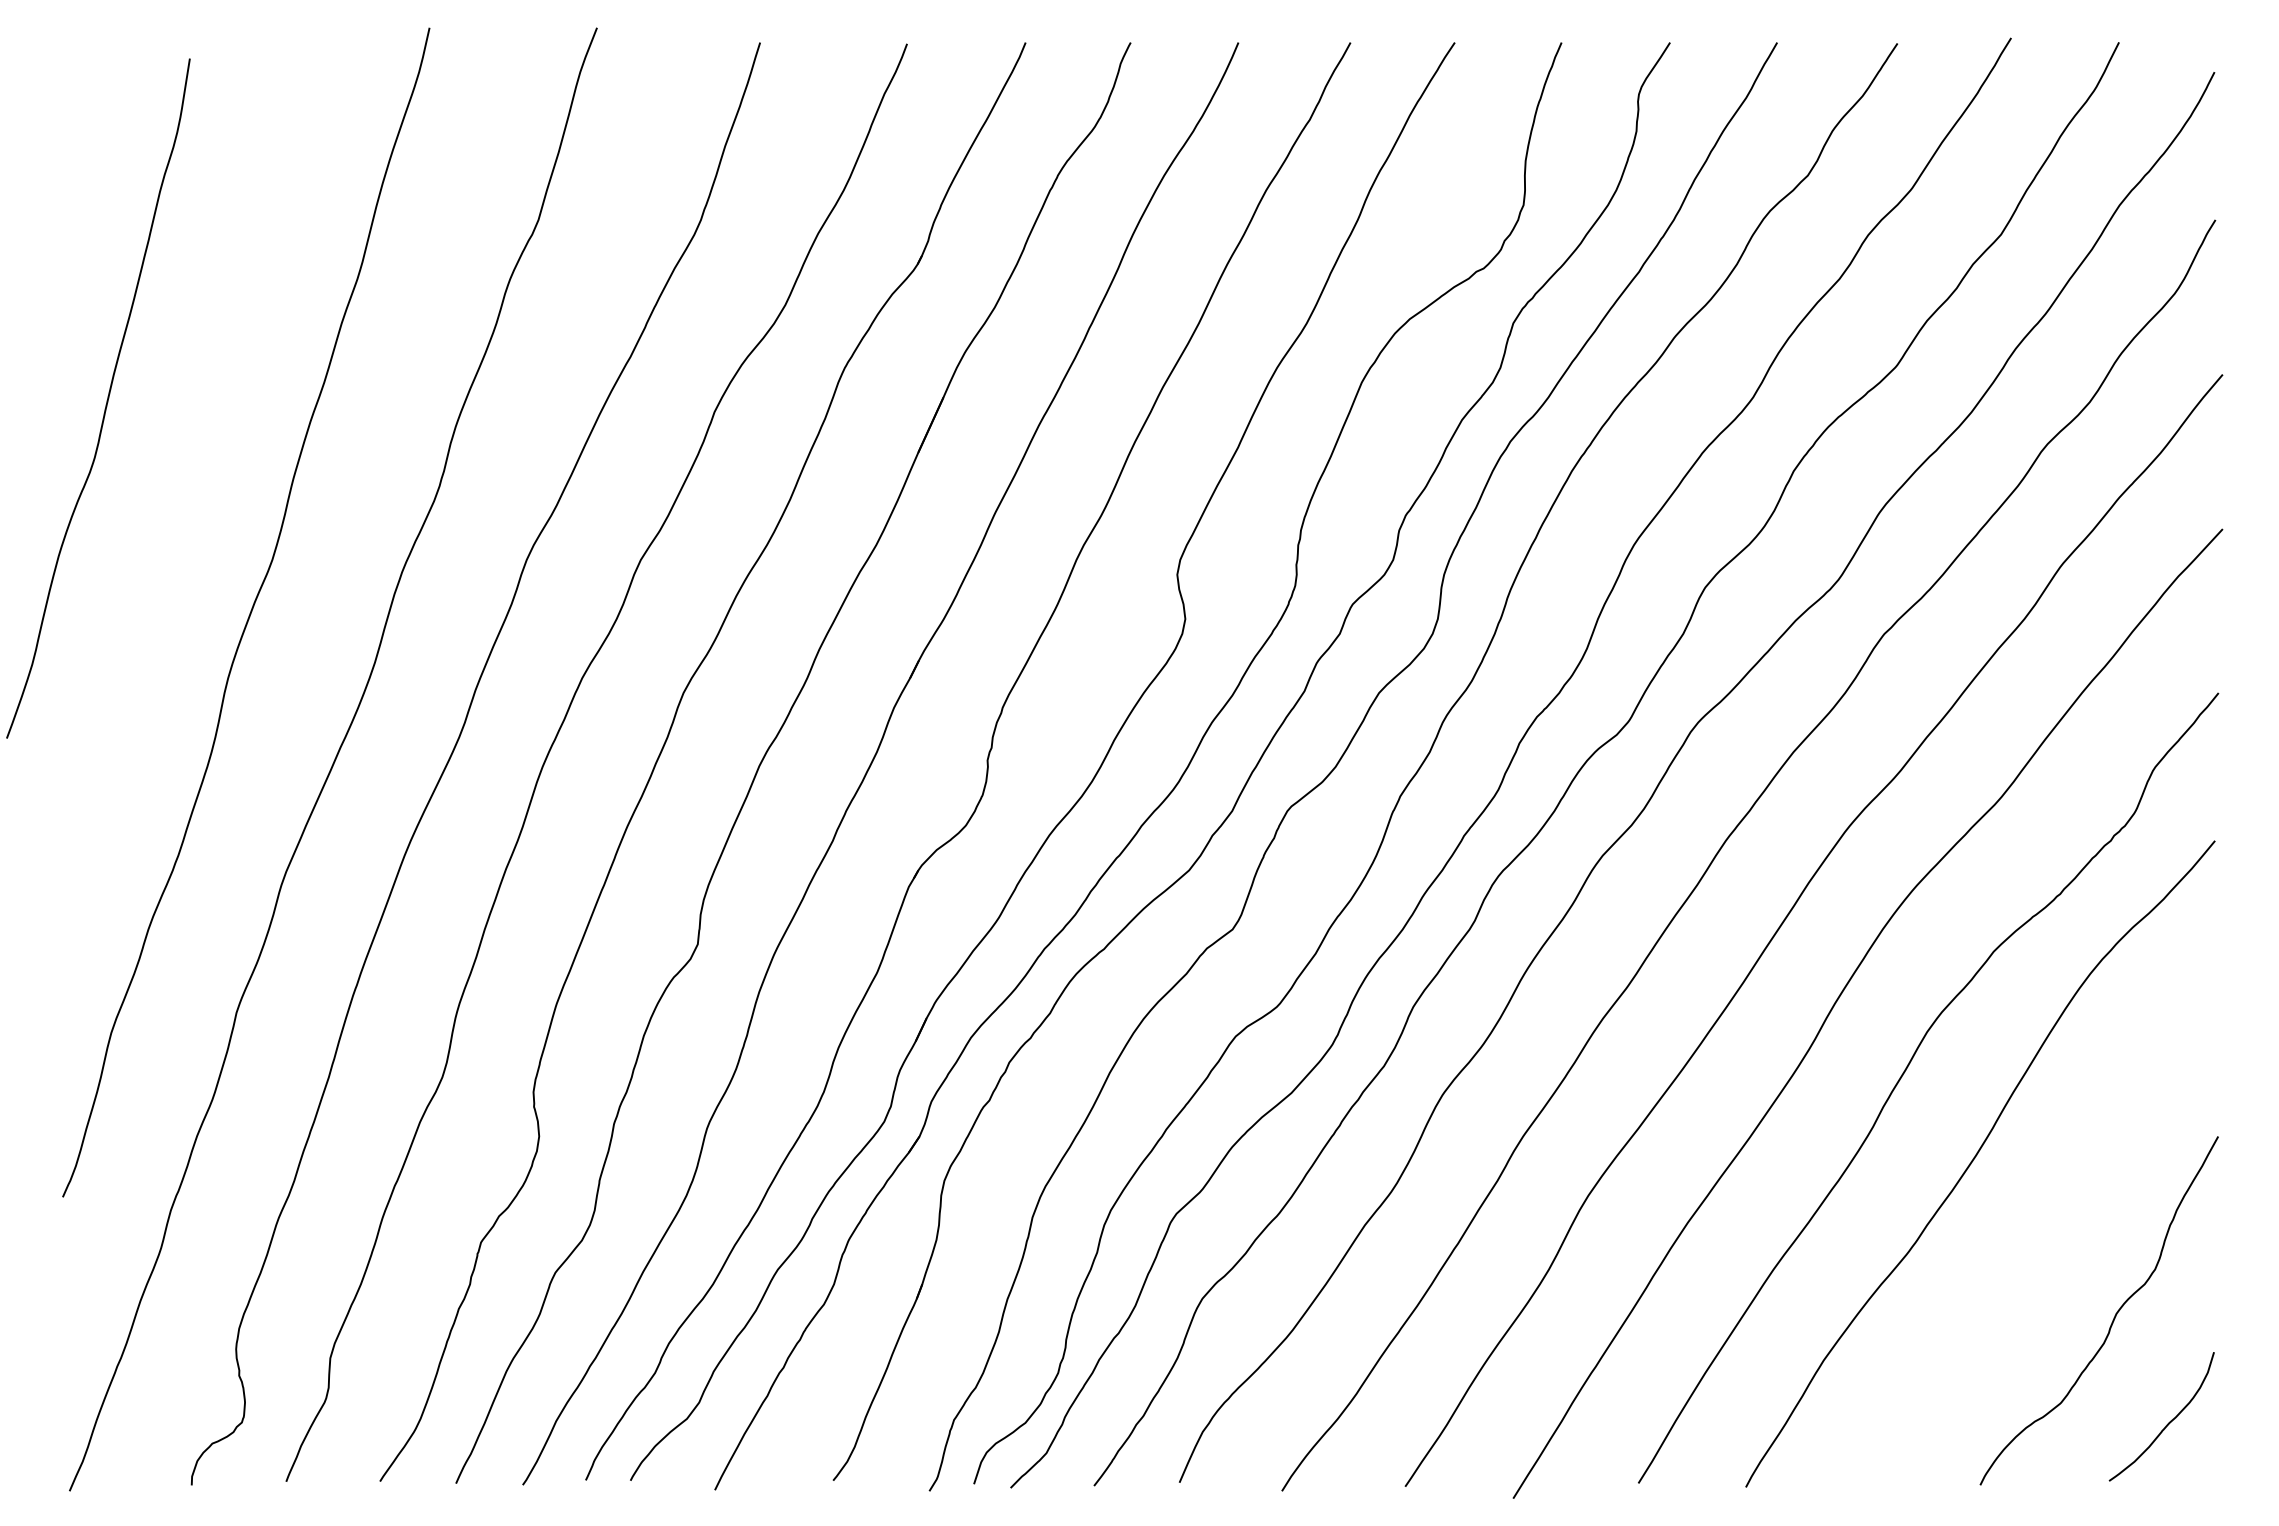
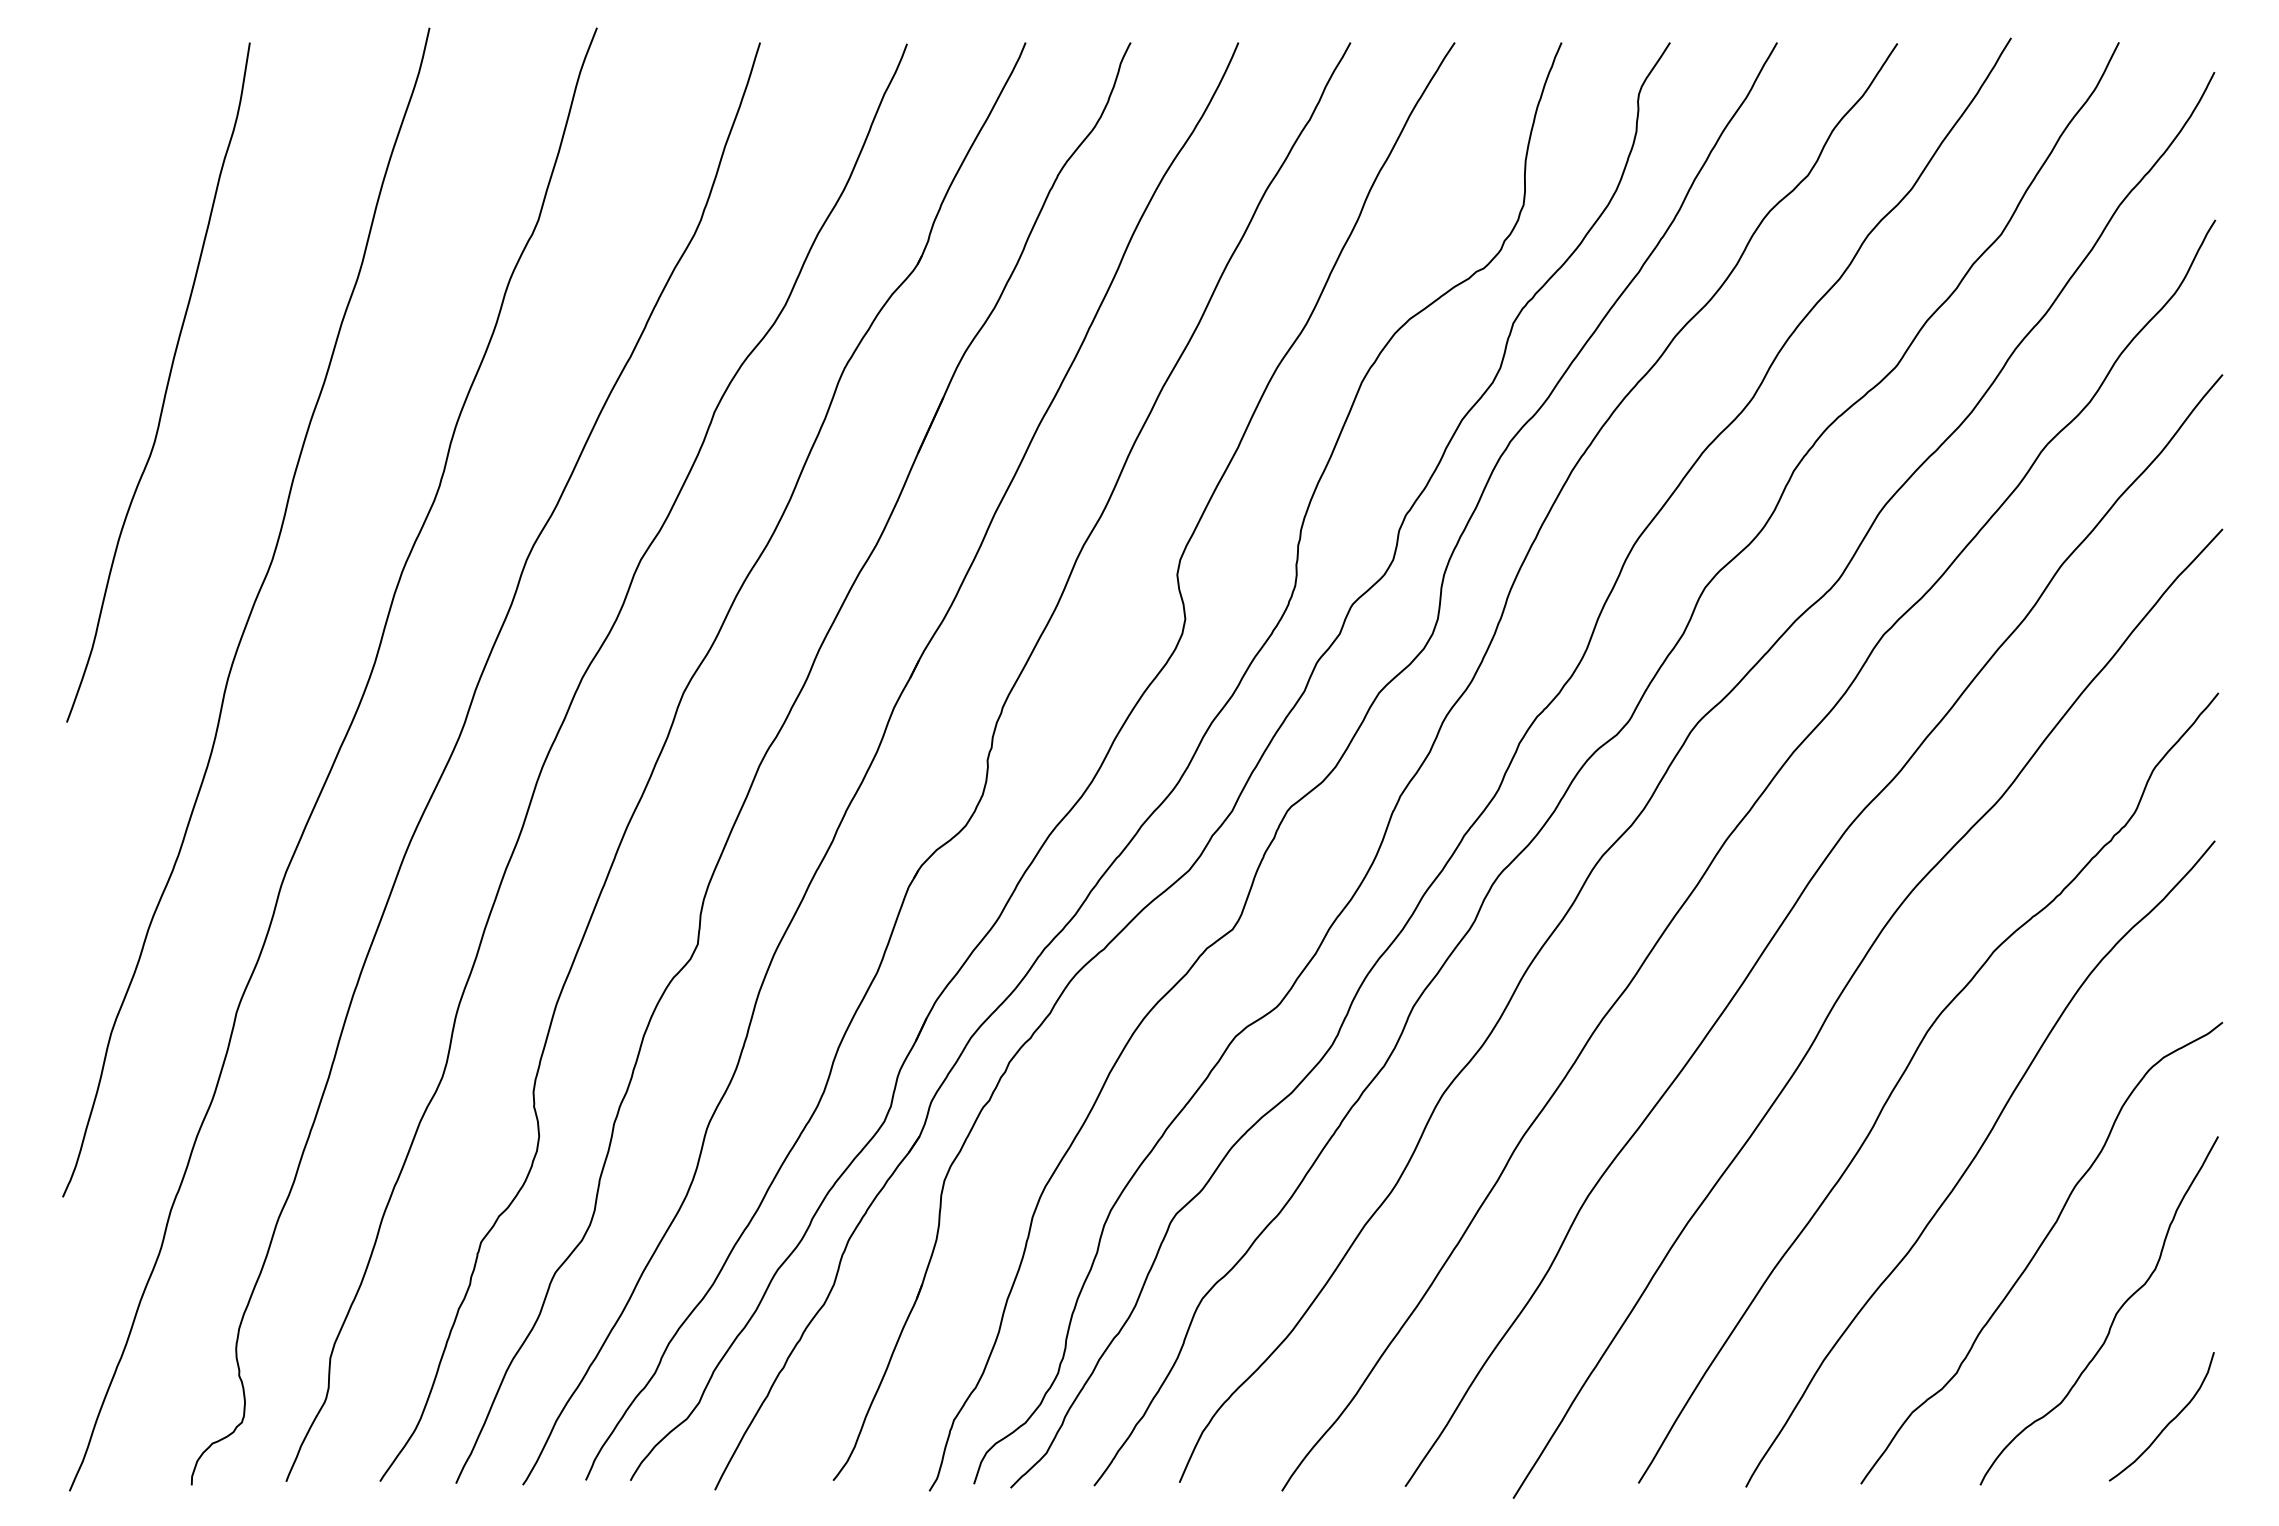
curve position: (106, 400) -> (166, 384) (166, 384)
curve: none -> present (2039, 1249)
